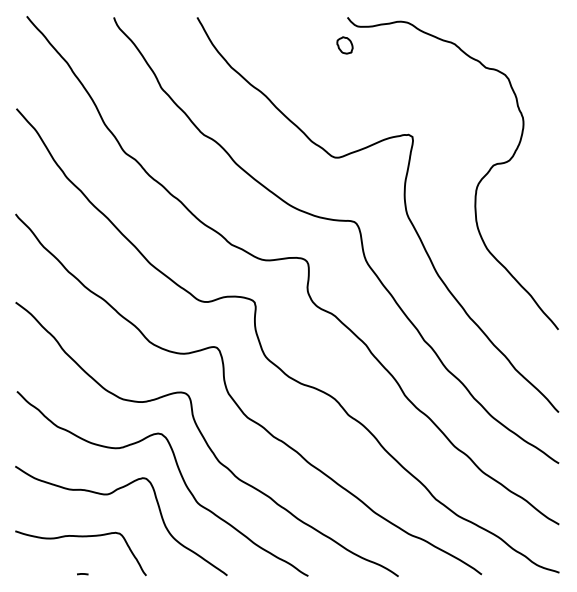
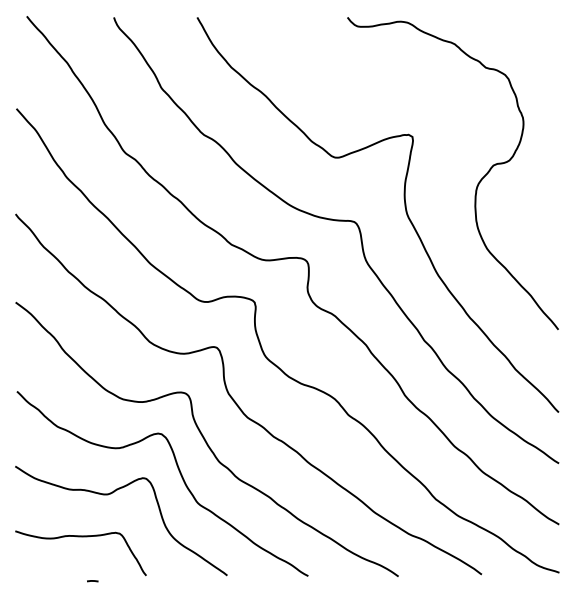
part: present -> none (344, 45)
curve position: (82, 574) -> (92, 581) (92, 581)
